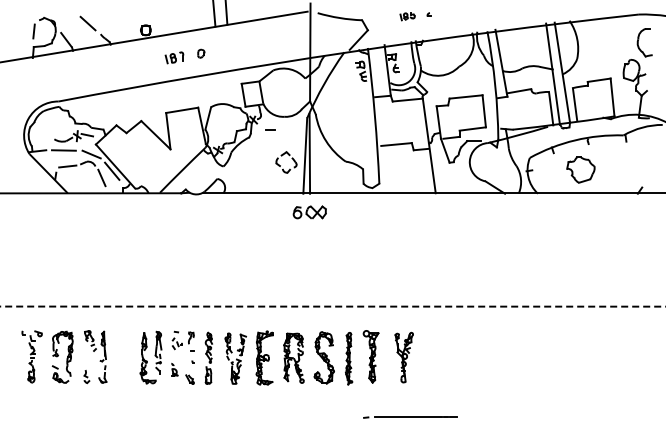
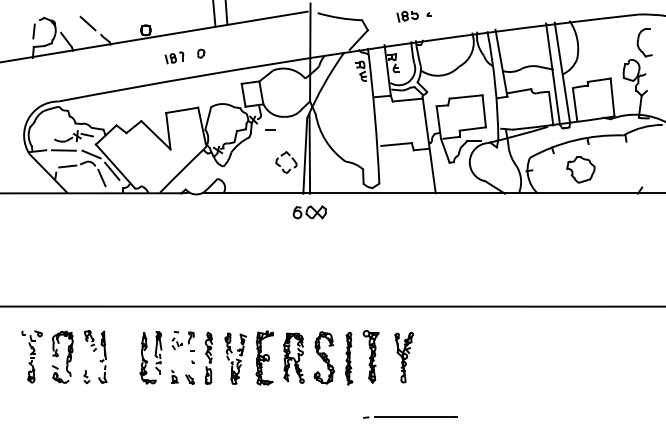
part size: 17x10 px -> 23x12 px (407, 16)
line: dashed -> solid (332, 306)
part position: (174, 369) -> (174, 376) (174, 376)
